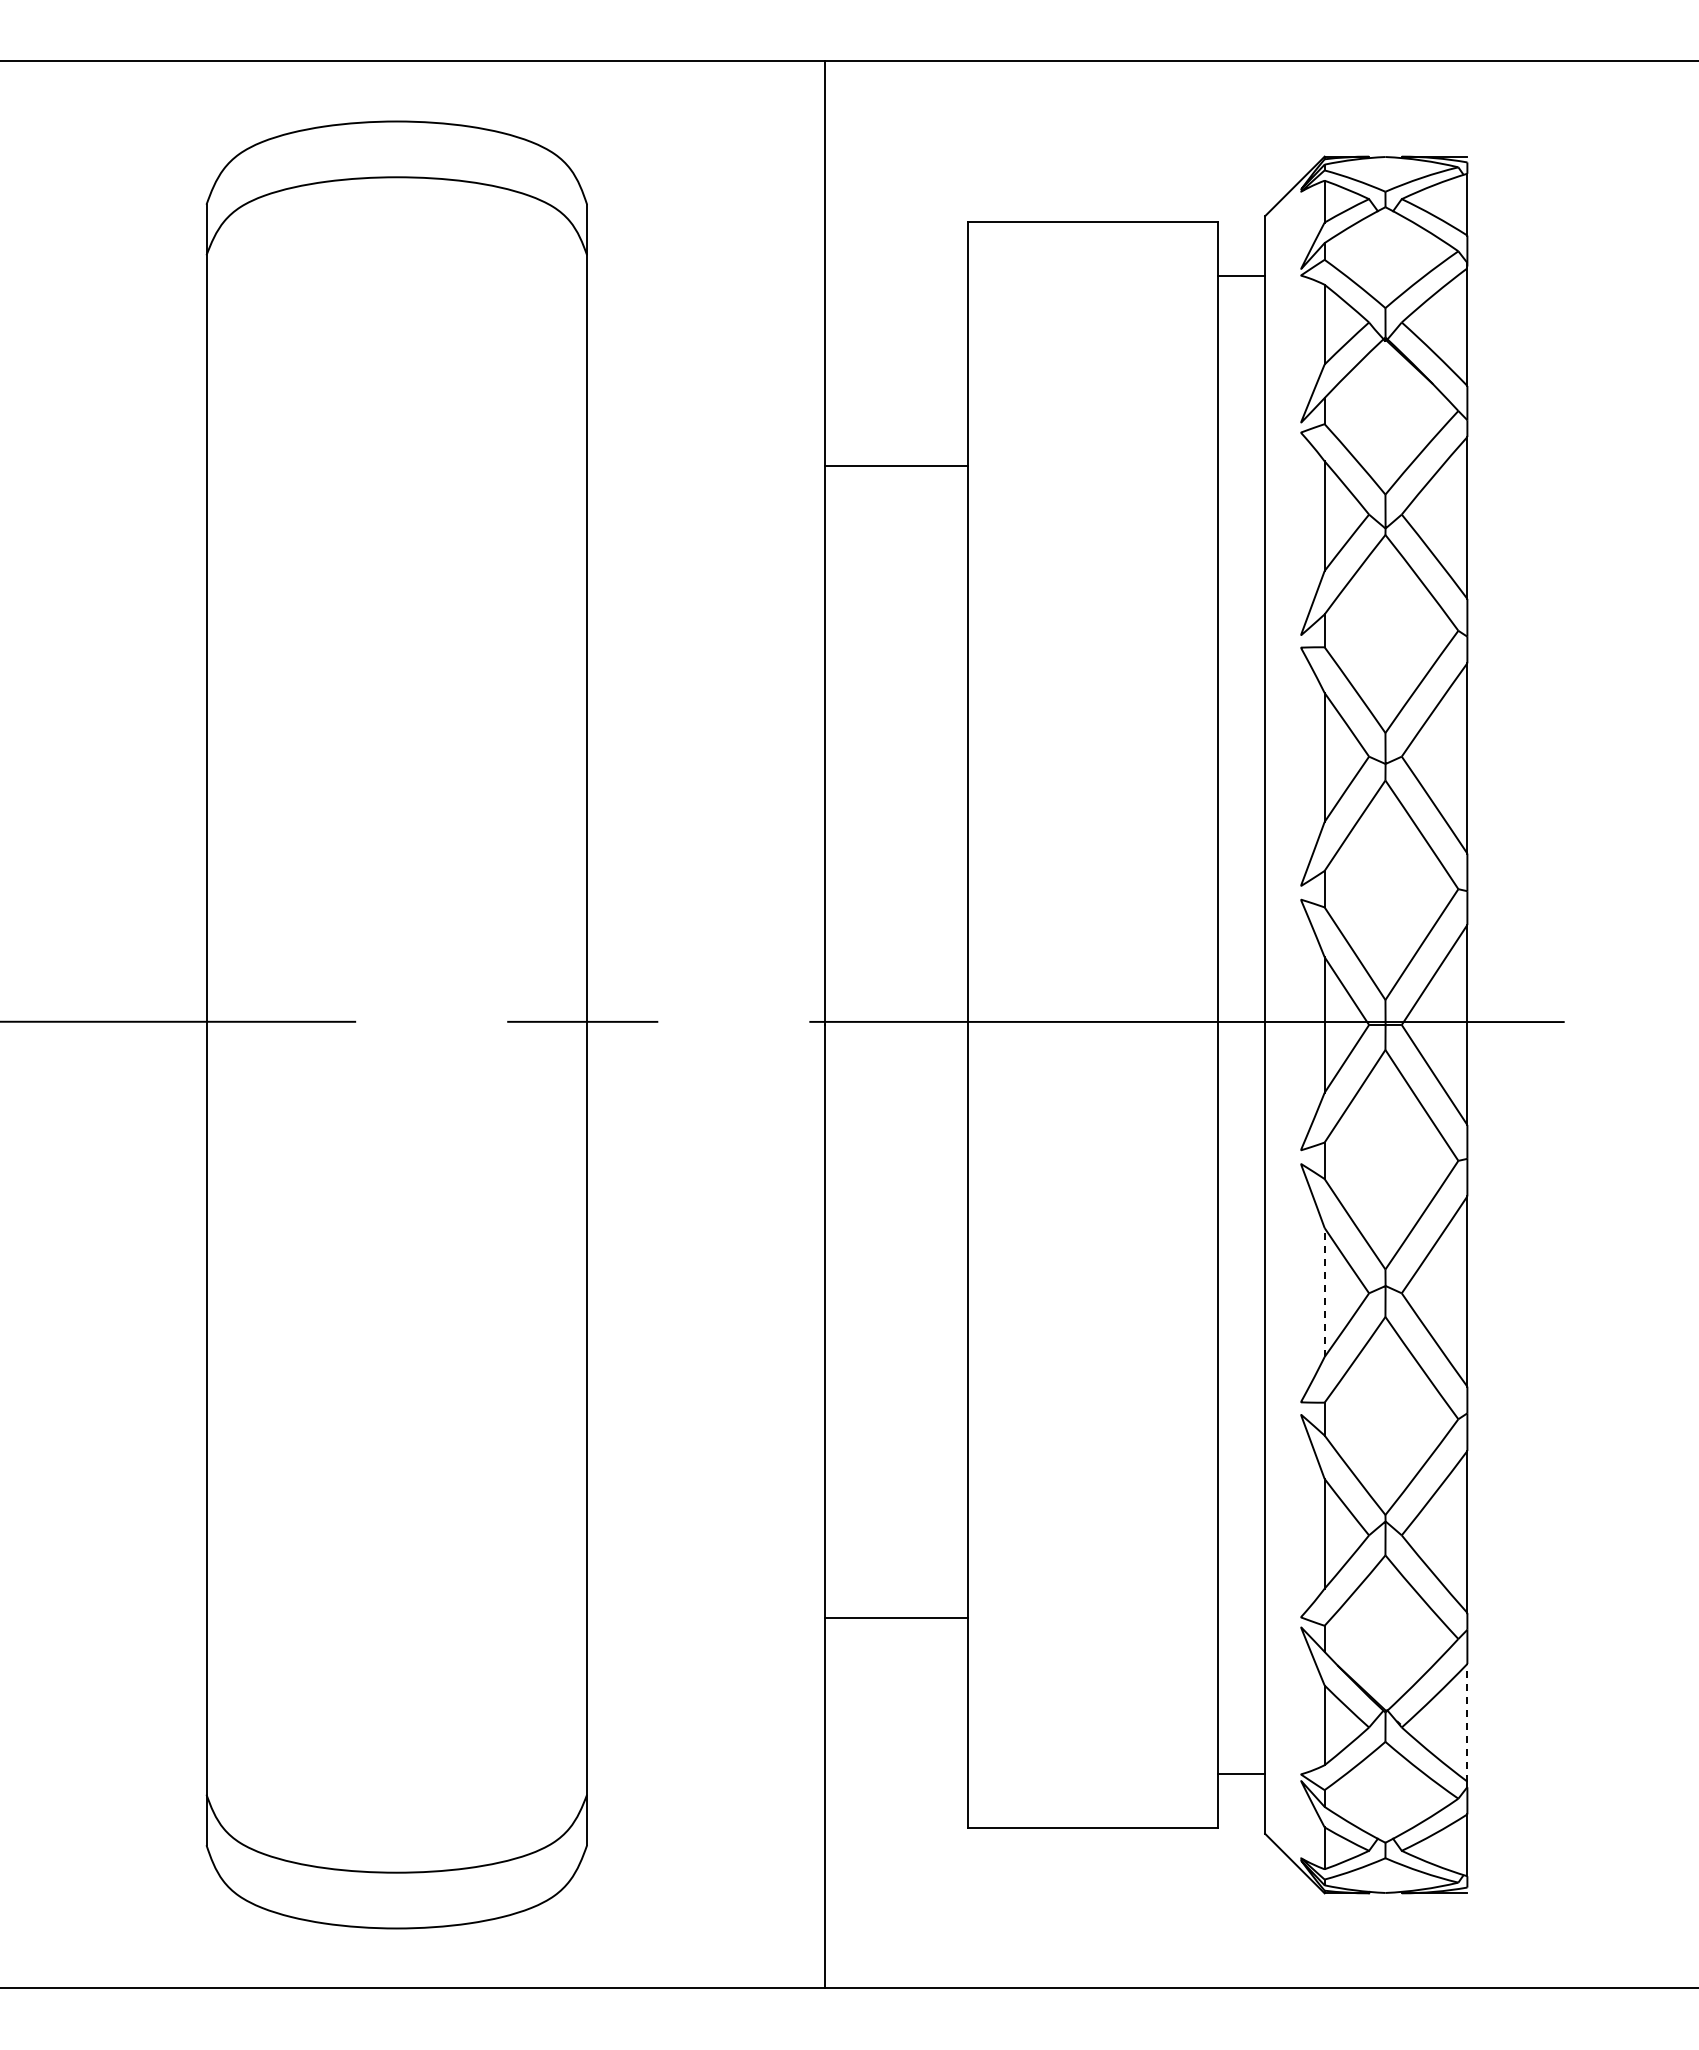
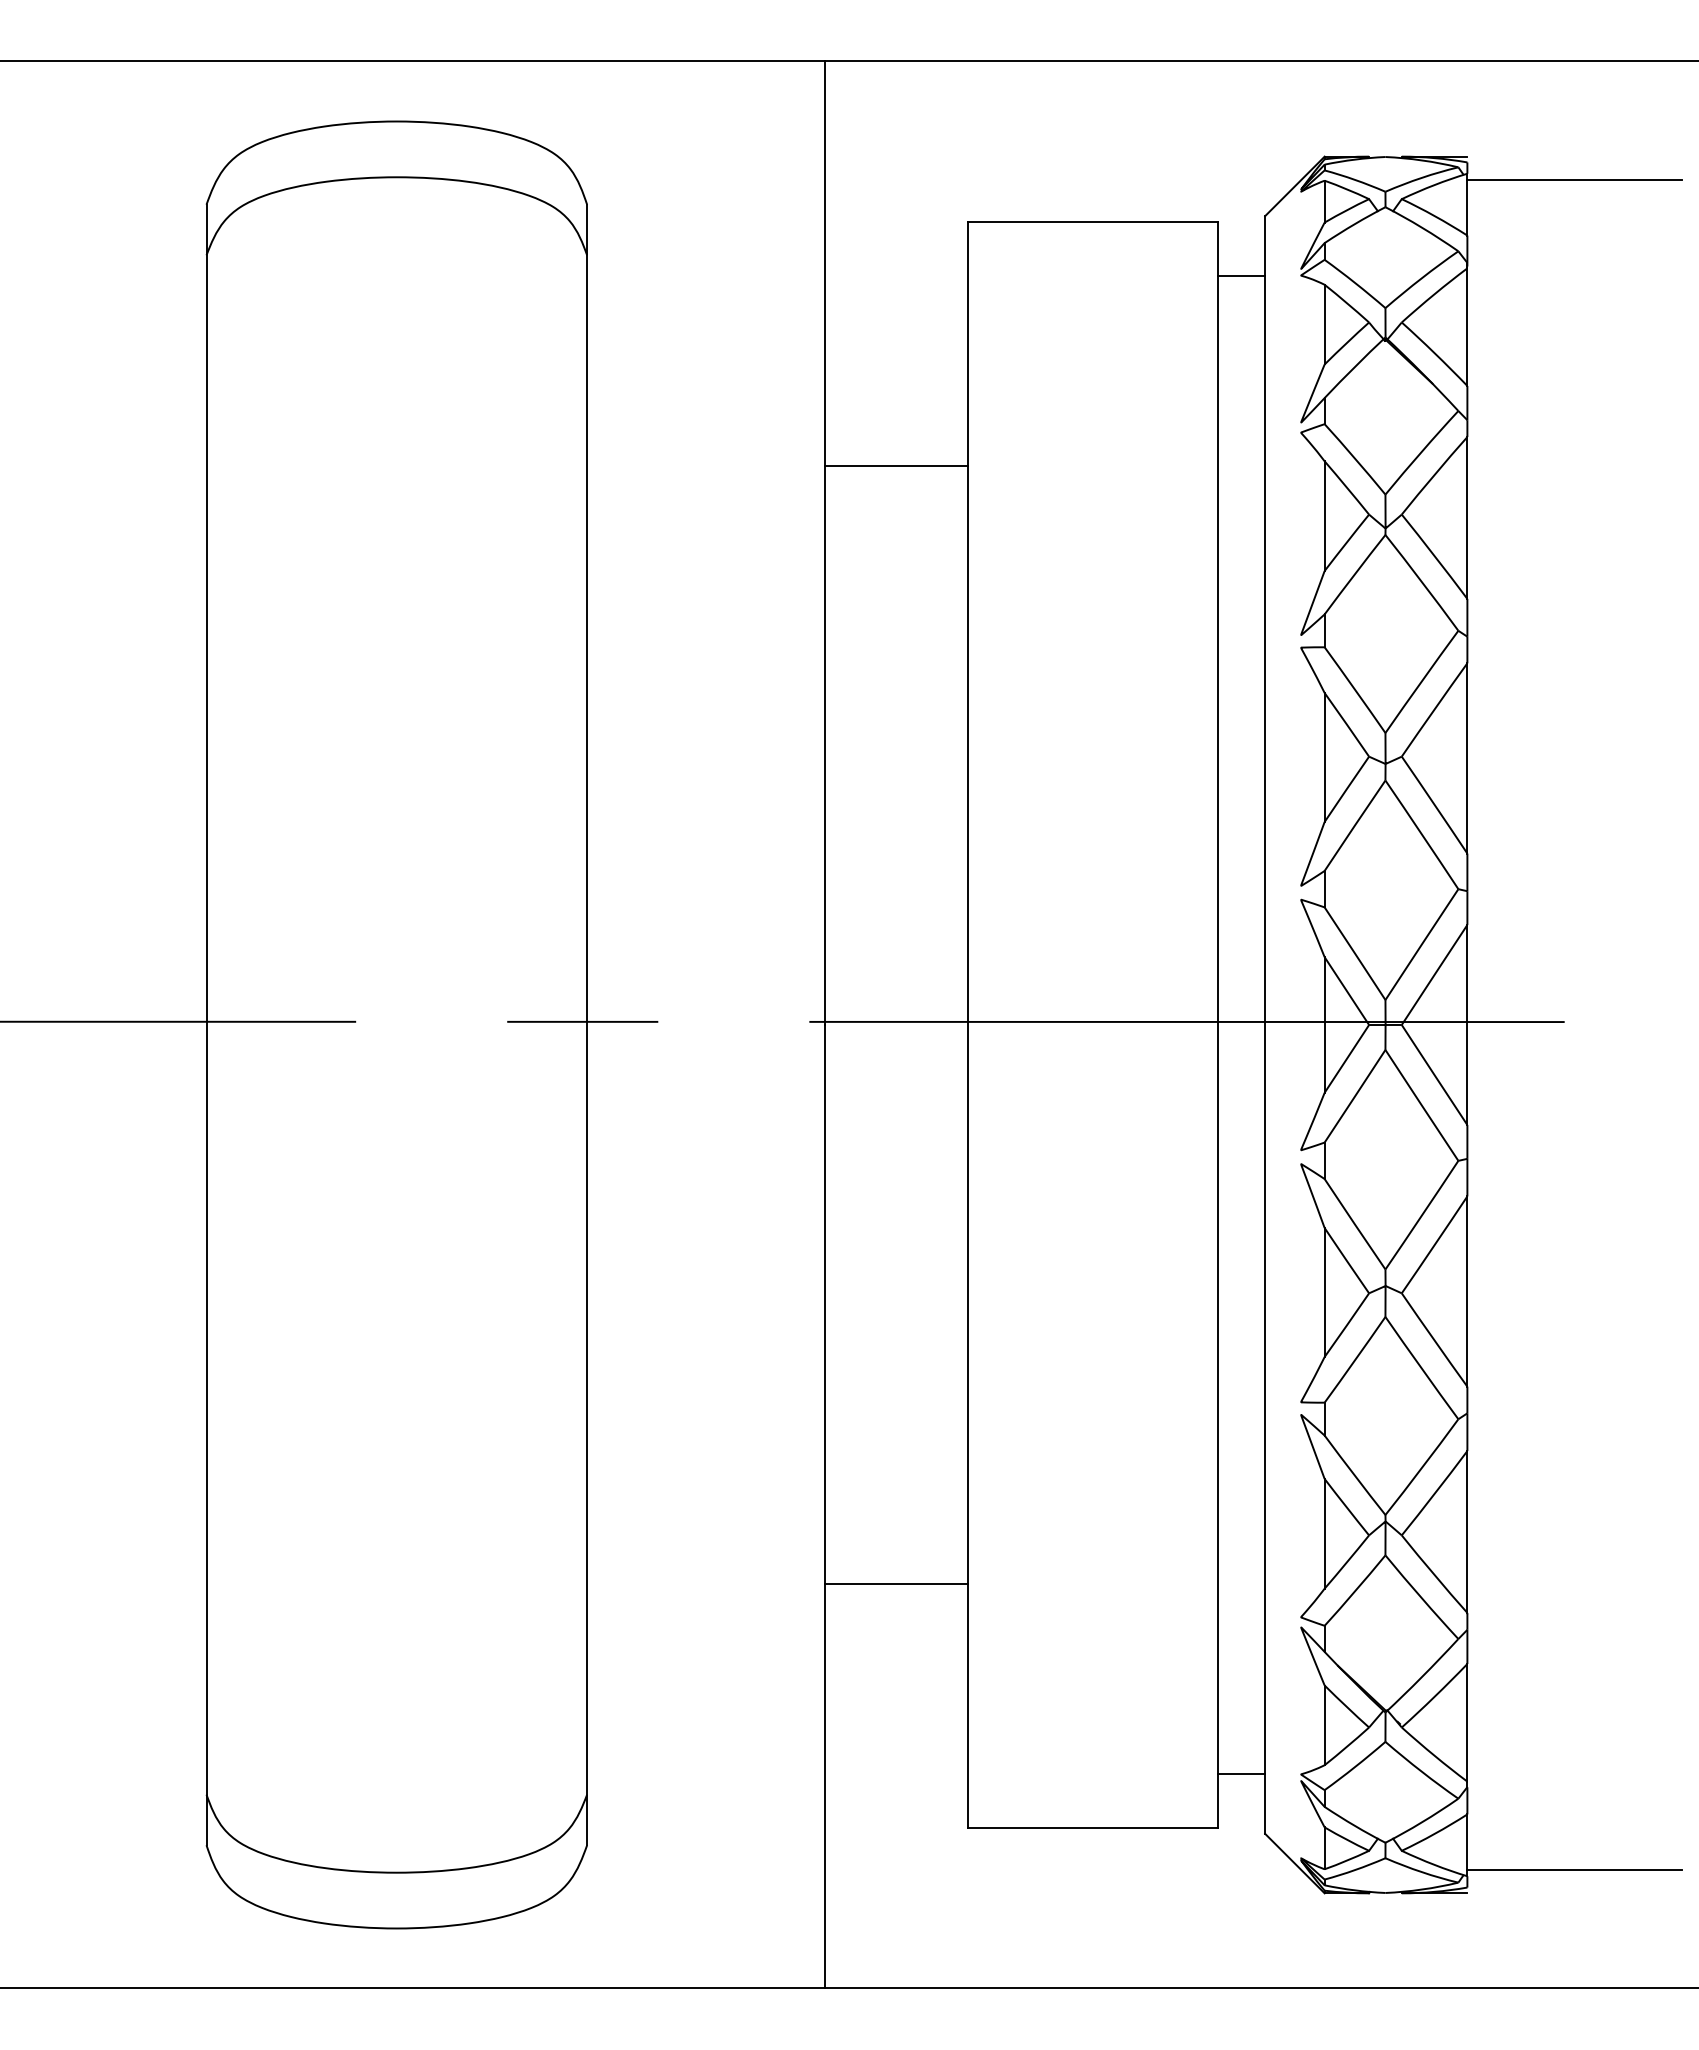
line: none -> present (1574, 180)
line: dashed -> solid (1324, 1292)
line position: (896, 1618) -> (896, 1584) (896, 1584)
line: dashed -> solid (1467, 1722)
line: none -> present (1574, 1869)
